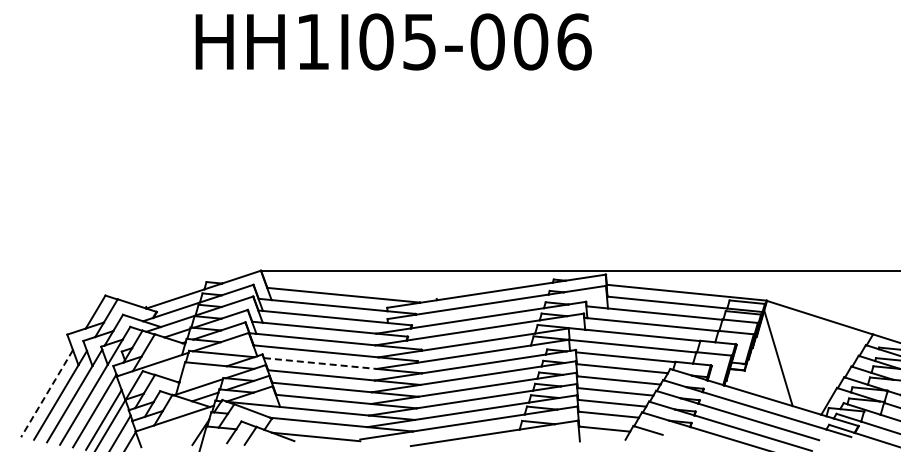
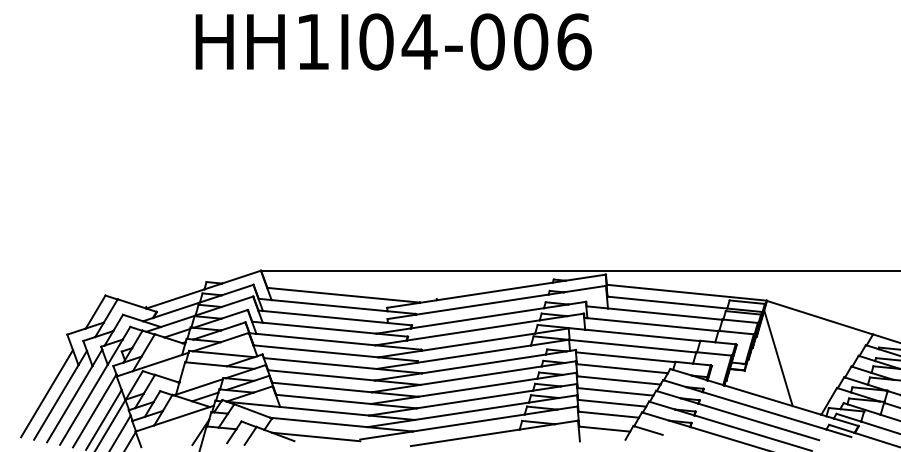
text: HH1I05-006 -> HH1I04-006 (419, 42)
line: dashed -> solid (320, 363)
line: dashed -> solid (47, 393)
